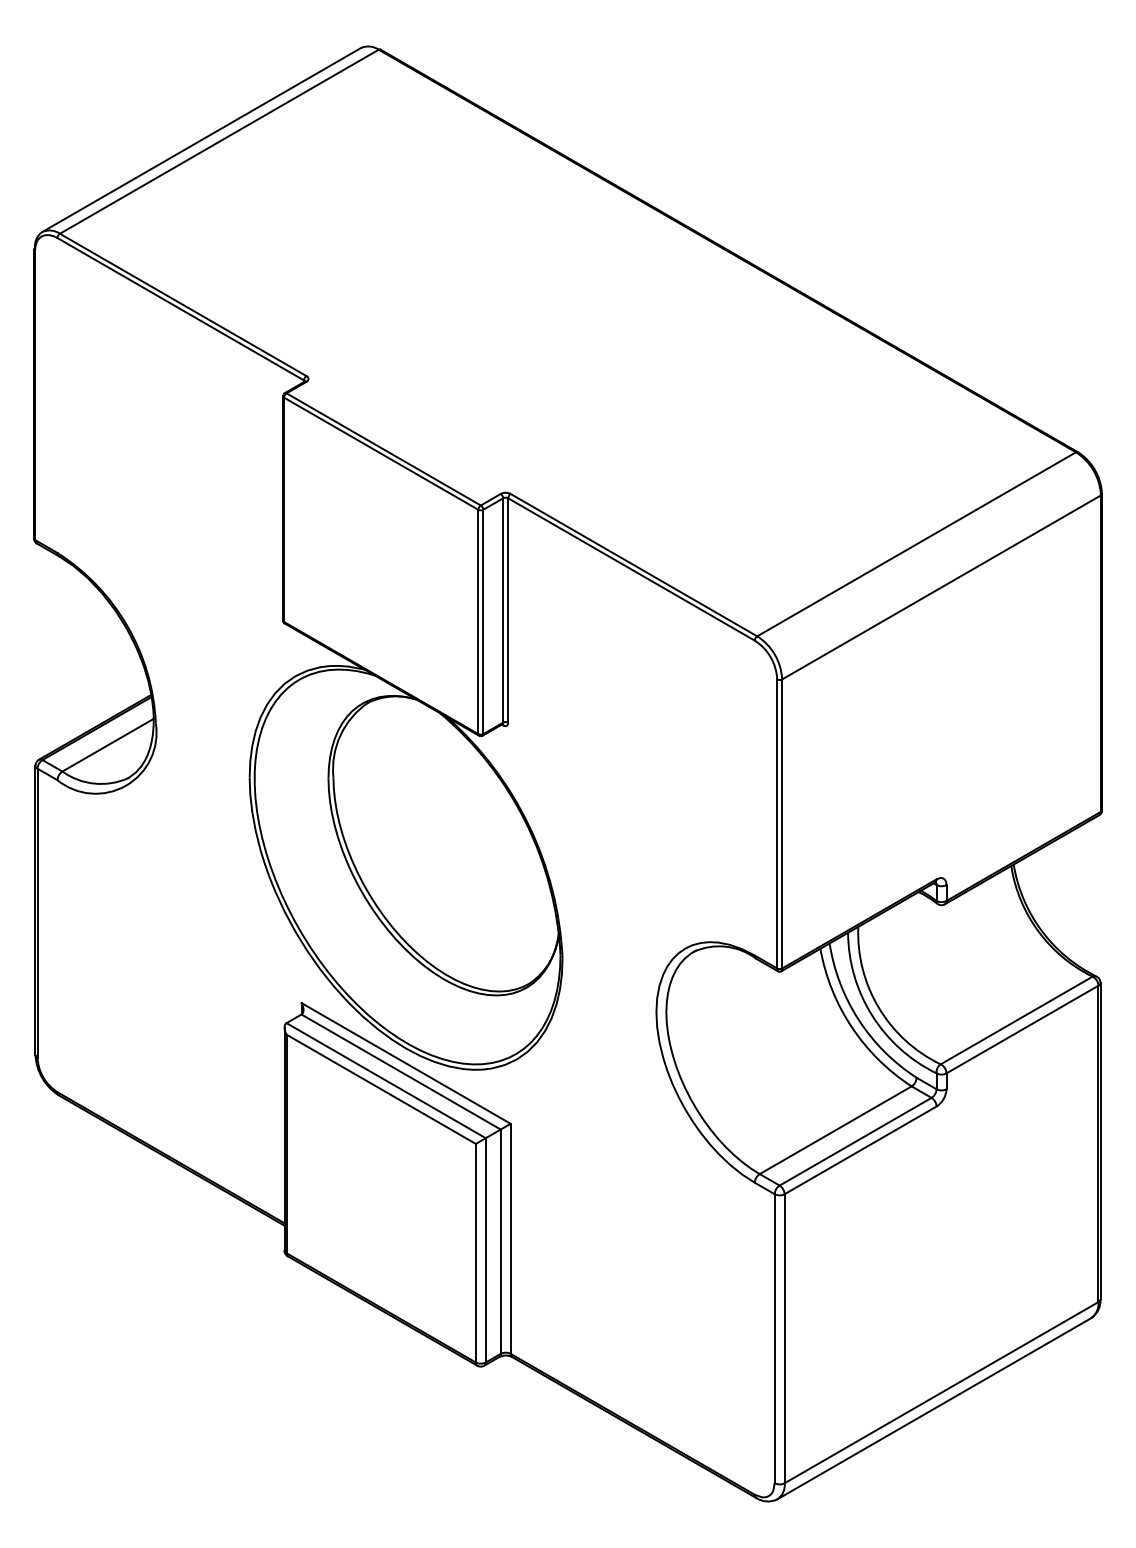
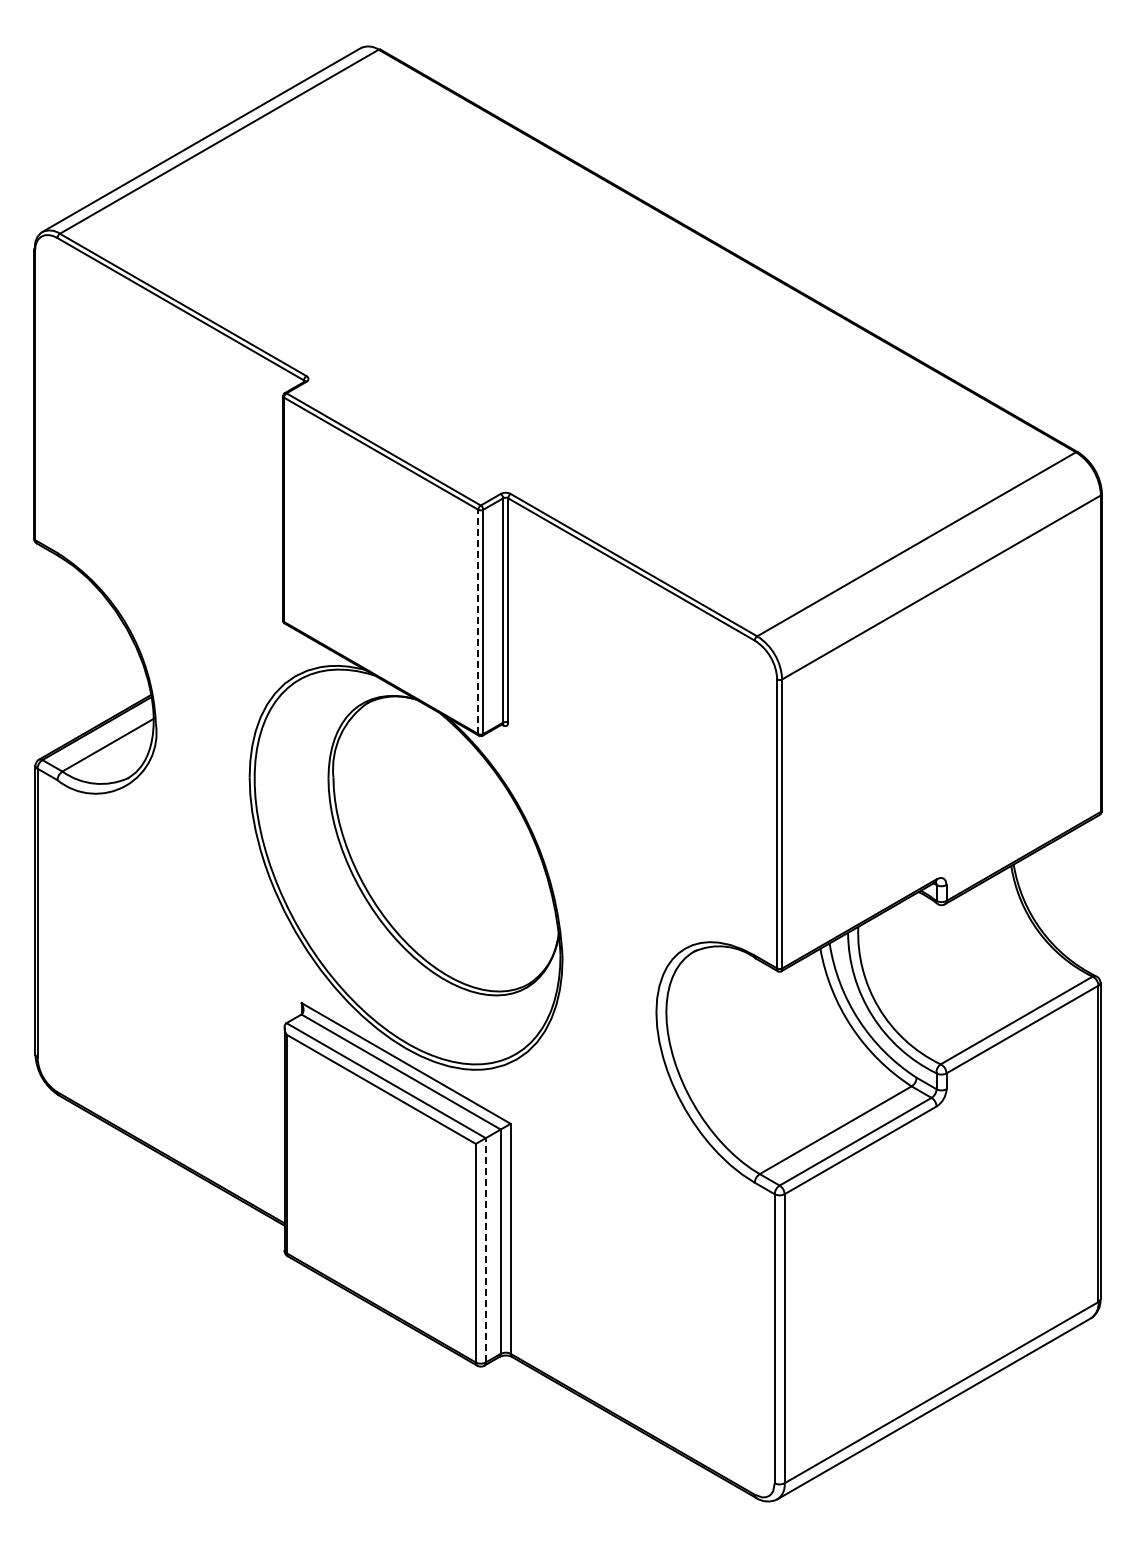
line: solid -> dashed (478, 621)
line: solid -> dashed (485, 1249)
